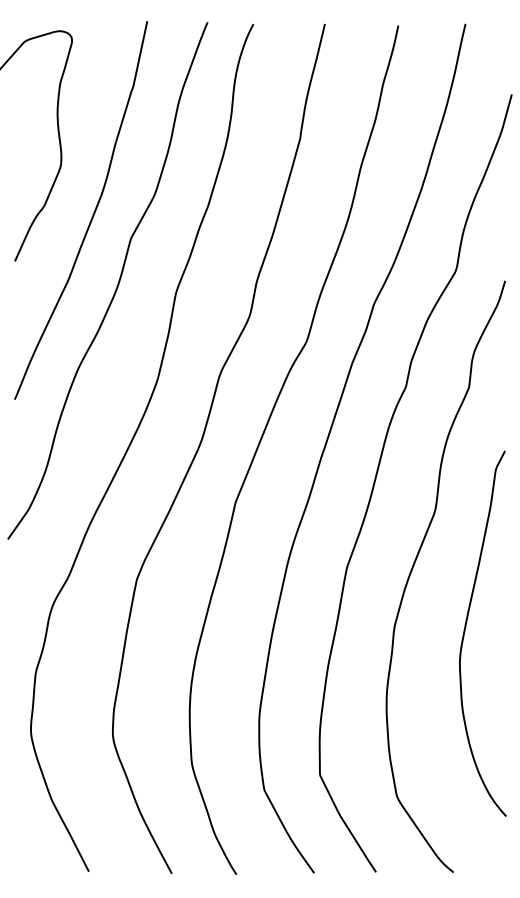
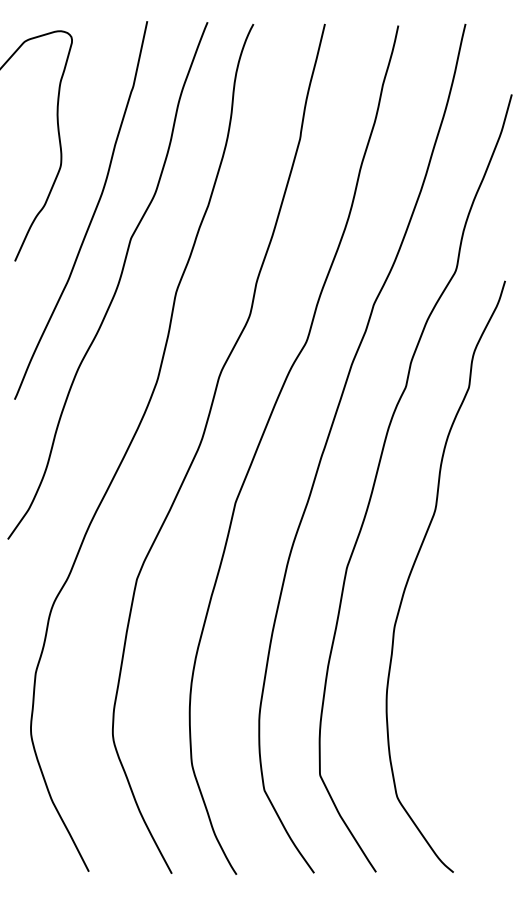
curve: present -> none (465, 632)
